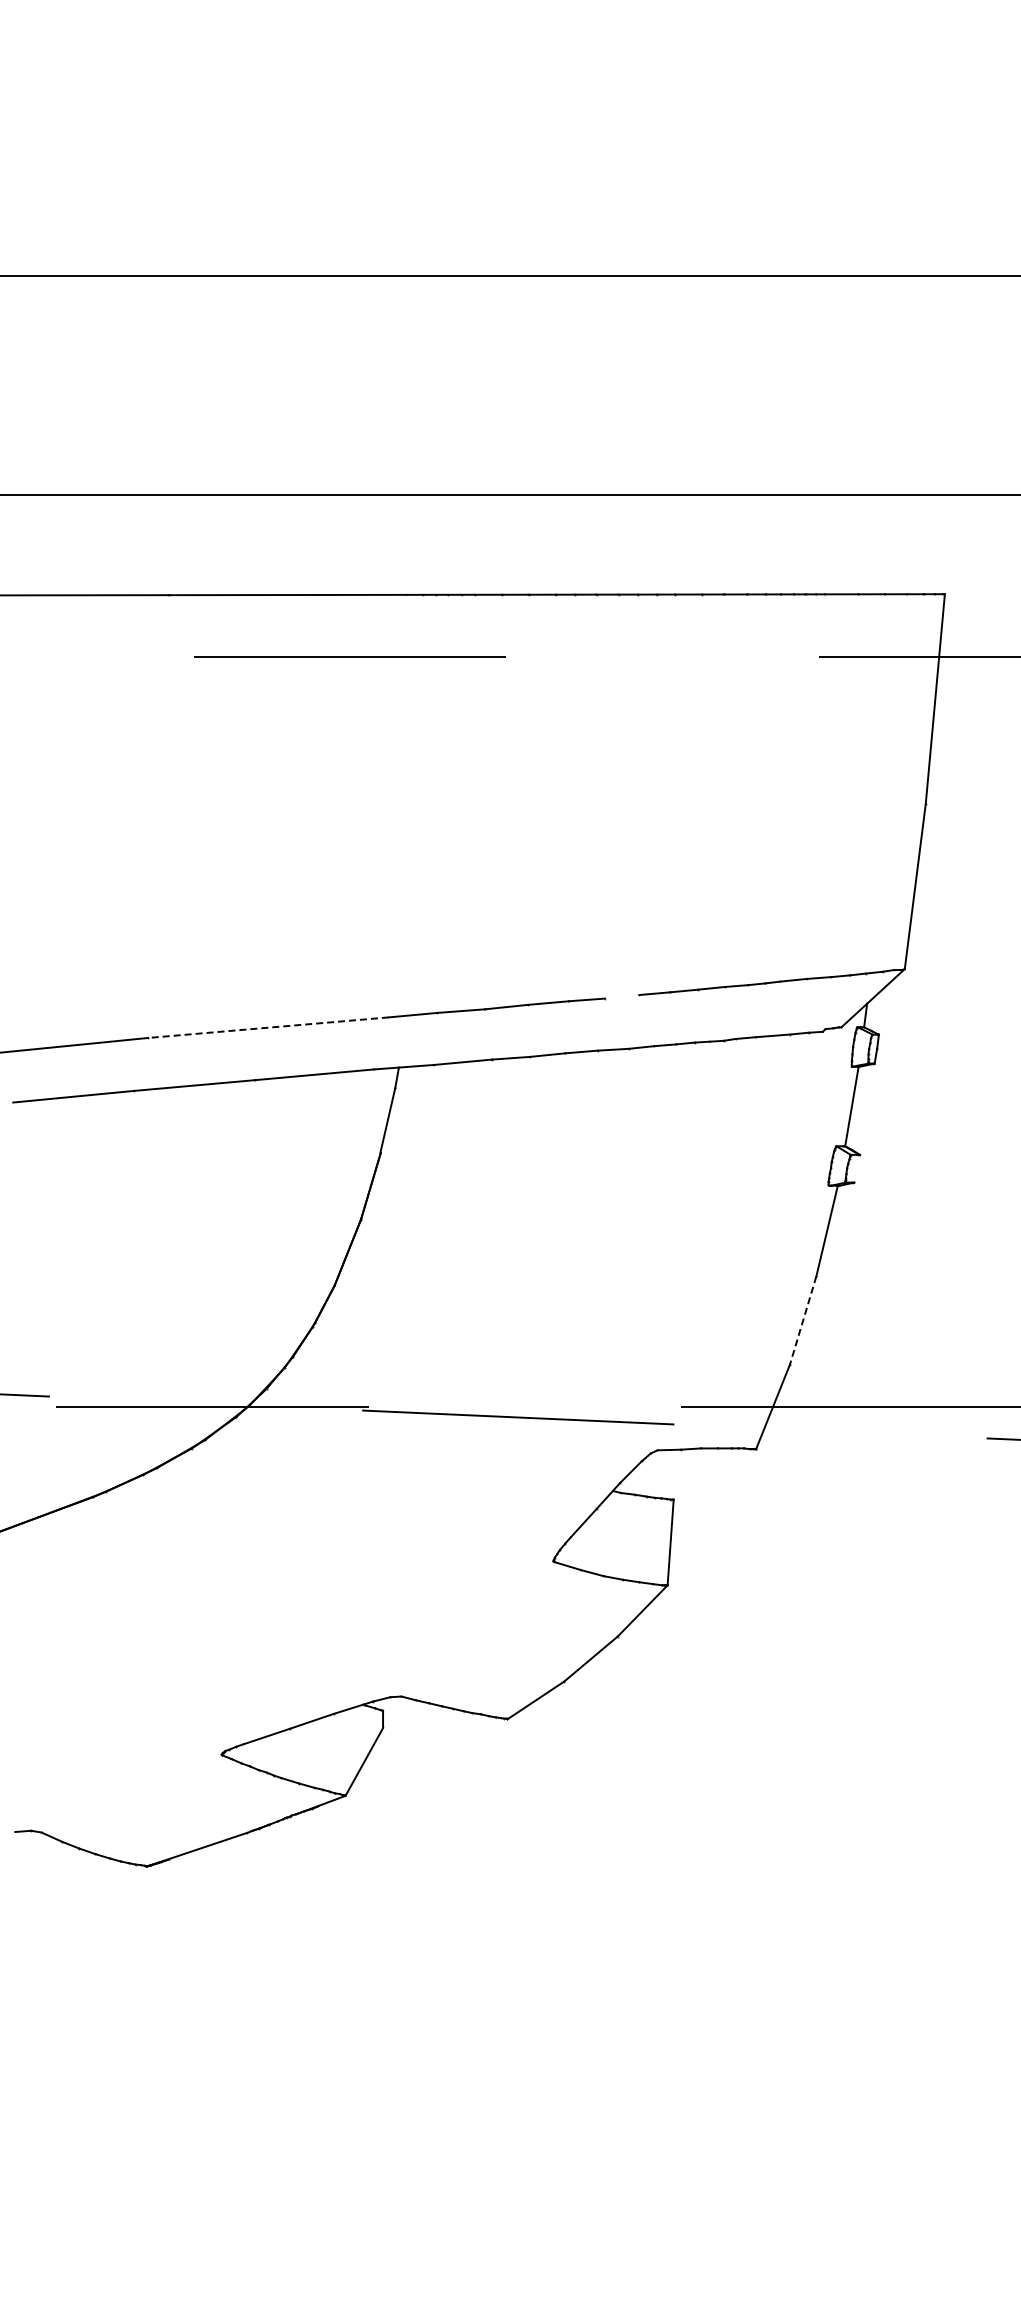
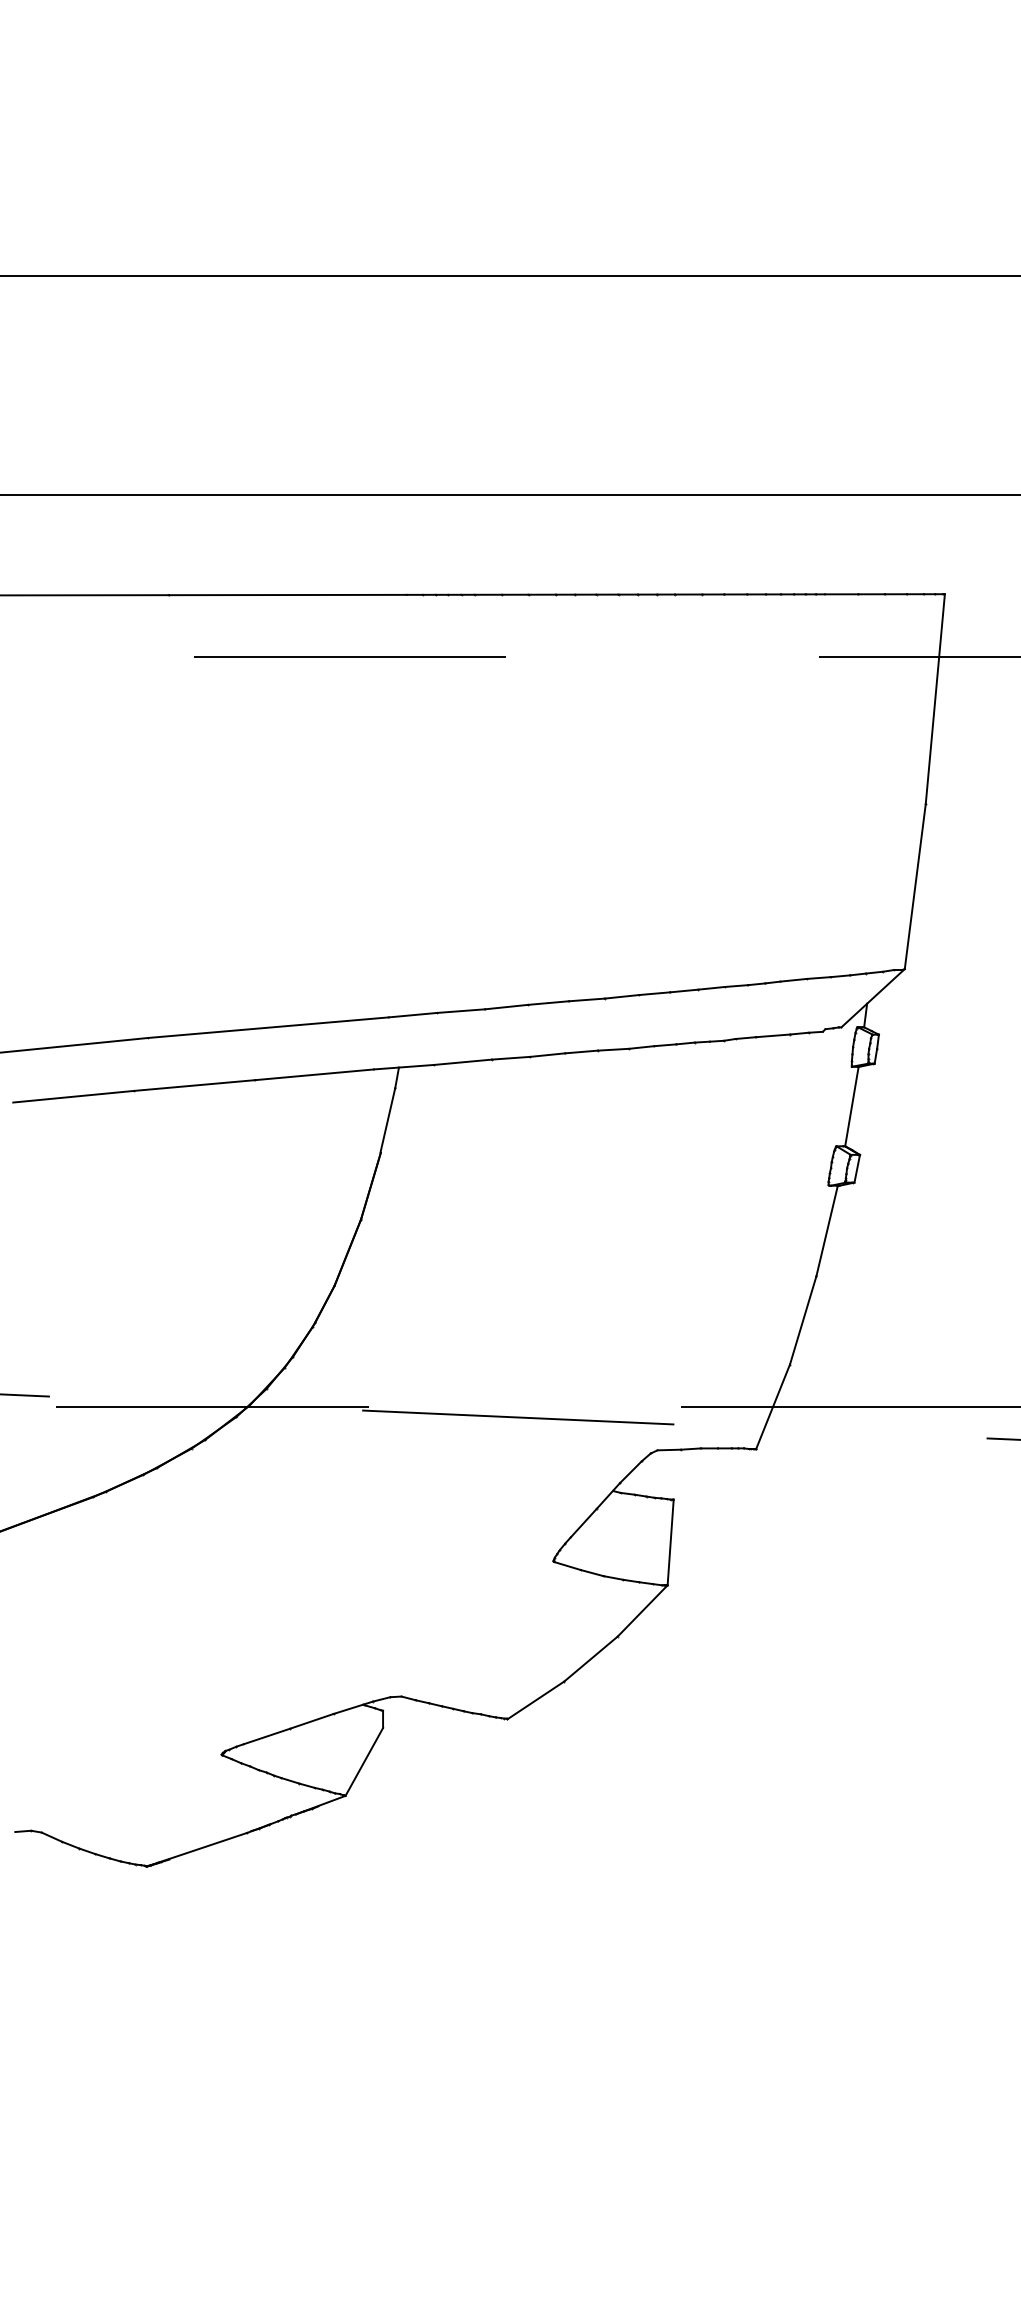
line: none -> present (621, 996)
line: dashed -> solid (268, 1027)
line: none -> present (857, 1168)
line: dashed -> solid (803, 1320)
